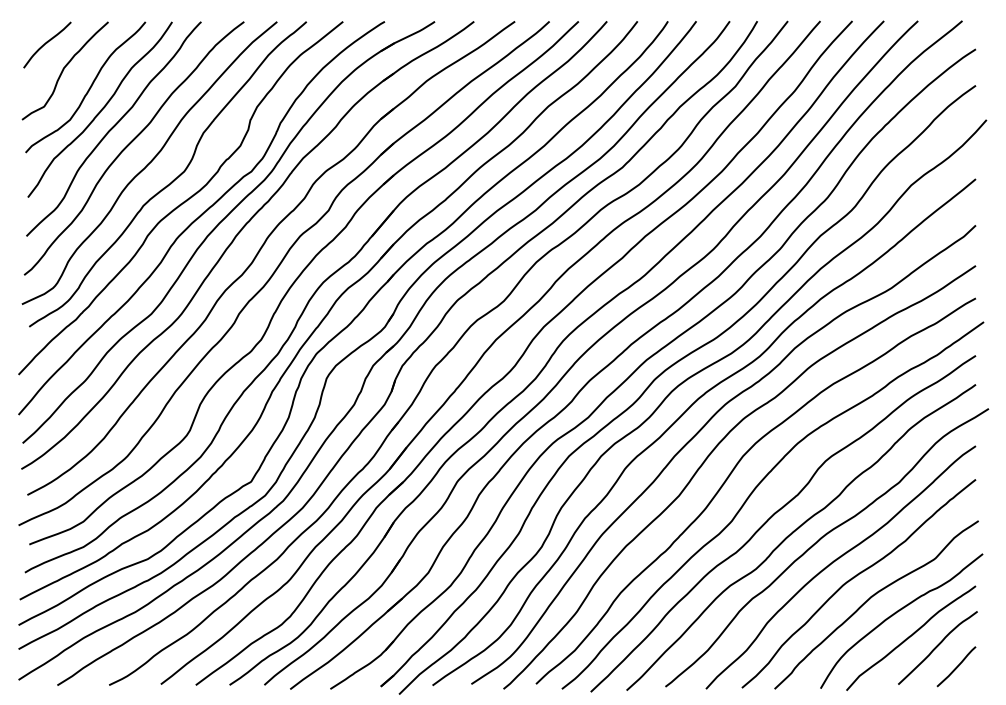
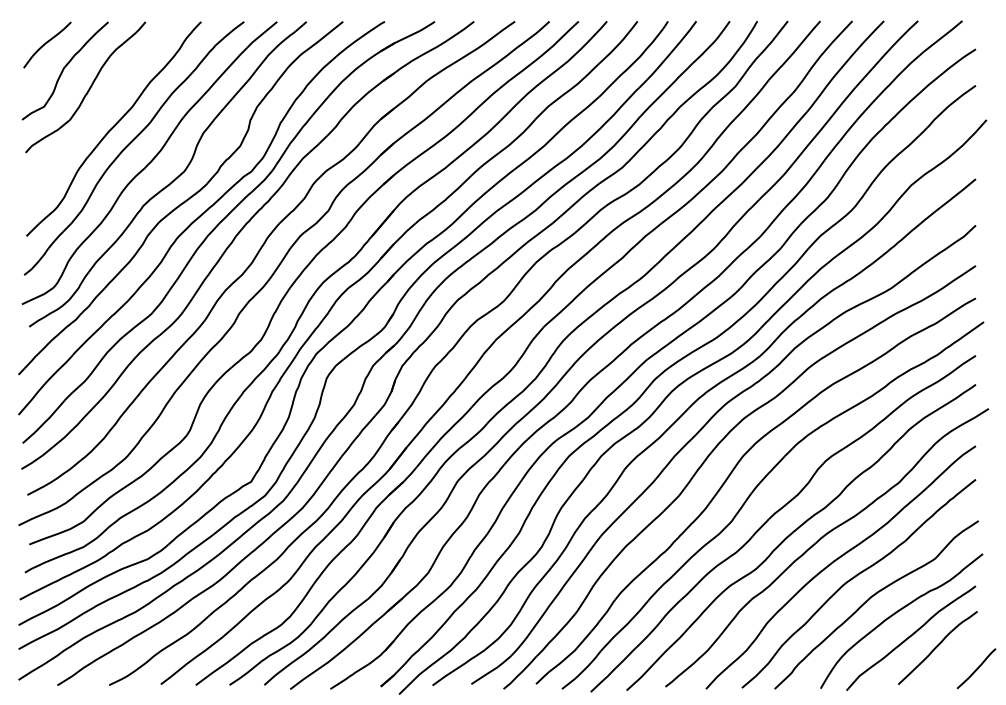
curve: present -> none (100, 110)
line position: (956, 666) -> (976, 668) (976, 668)
